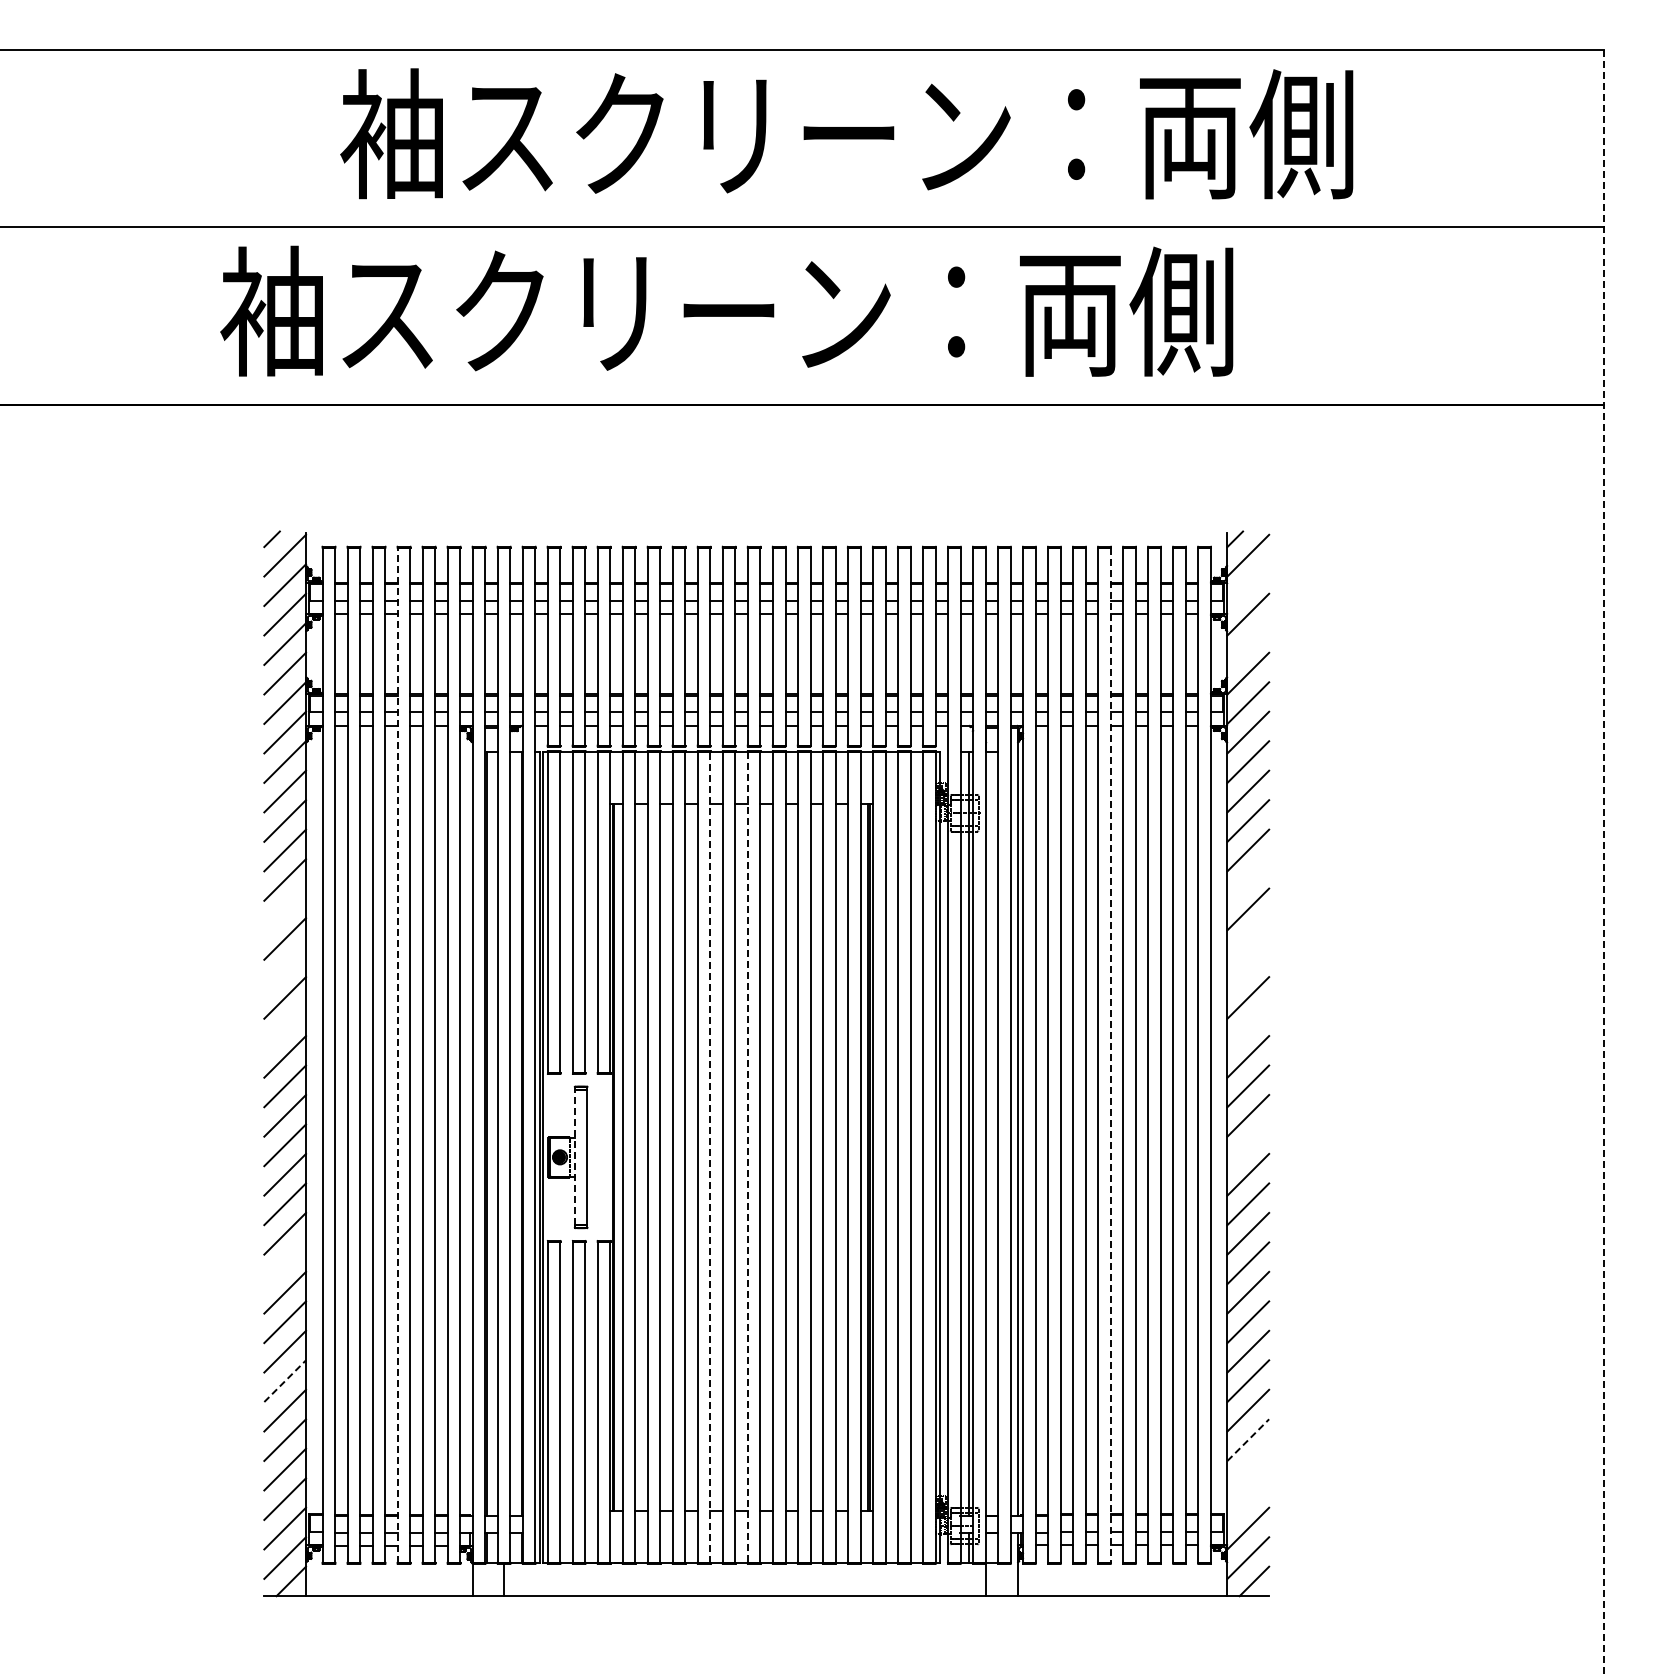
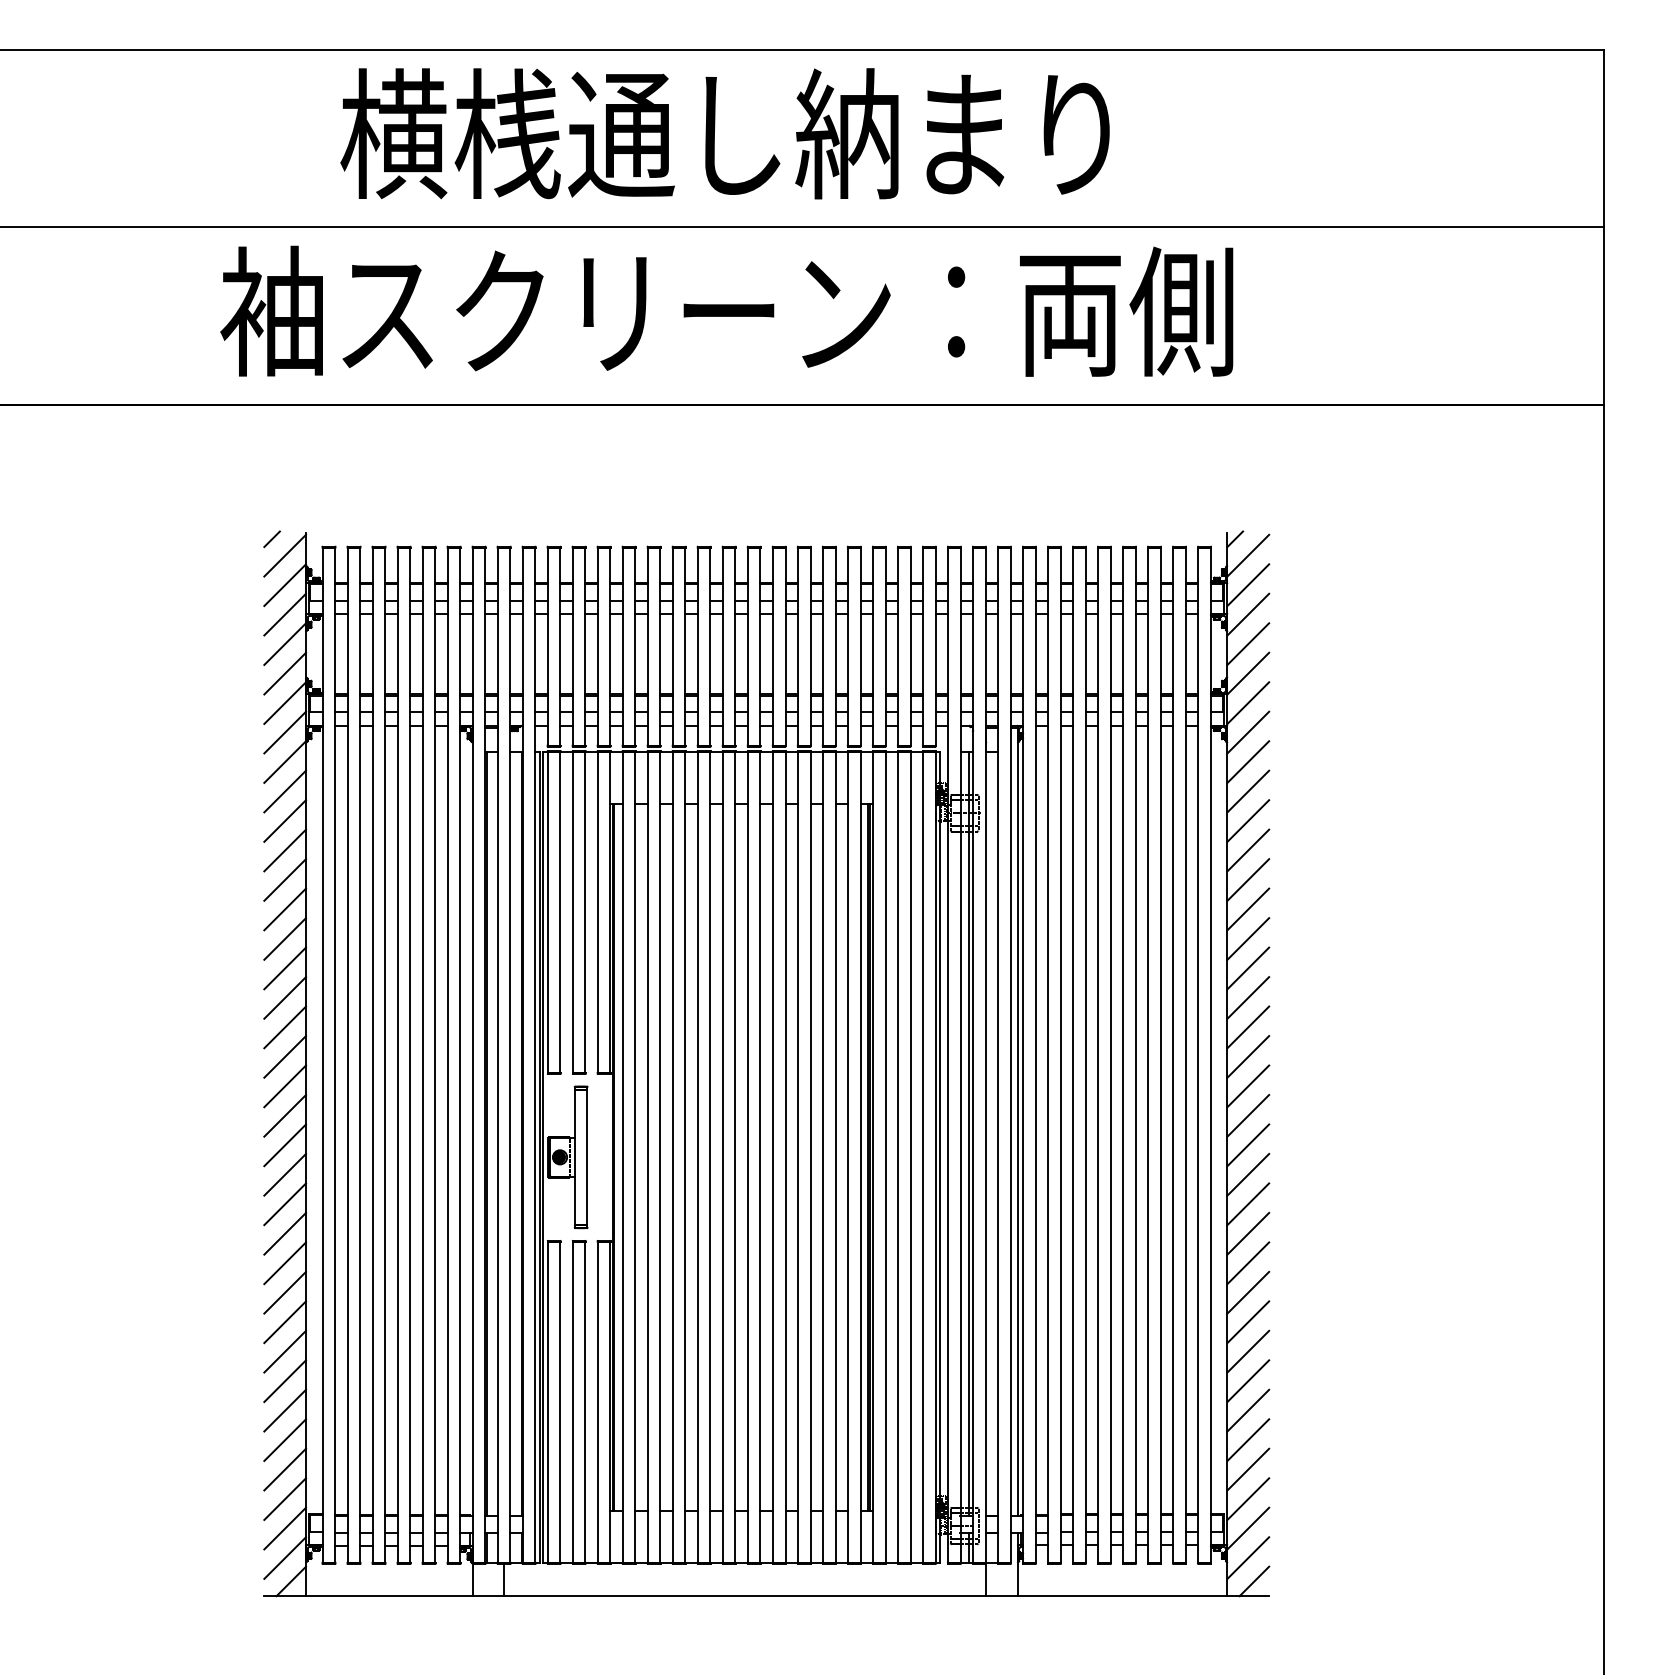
text: 袖スクリーン：両側 -> 横桟通し納まり (846, 133)
line: none -> present (1248, 585)
line: none -> present (1248, 643)
line: dashed -> solid (1603, 861)
line: none -> present (1248, 879)
line: none -> present (285, 909)
line: none -> present (1248, 938)
line: none -> present (285, 968)
line: none -> present (1248, 968)
line: none -> present (285, 1027)
line: none -> present (1248, 1027)
line: dashed -> solid (397, 1055)
line: dashed -> solid (1110, 1055)
line: none -> present (1248, 1145)
line: dashed -> solid (574, 1156)
line: dashed -> solid (710, 1156)
line: dashed -> solid (747, 1157)
line: none -> present (285, 1263)
line: dashed -> solid (285, 1380)
line: dashed -> solid (1248, 1439)
line: none -> present (1248, 1469)
line: none -> present (1248, 1498)
